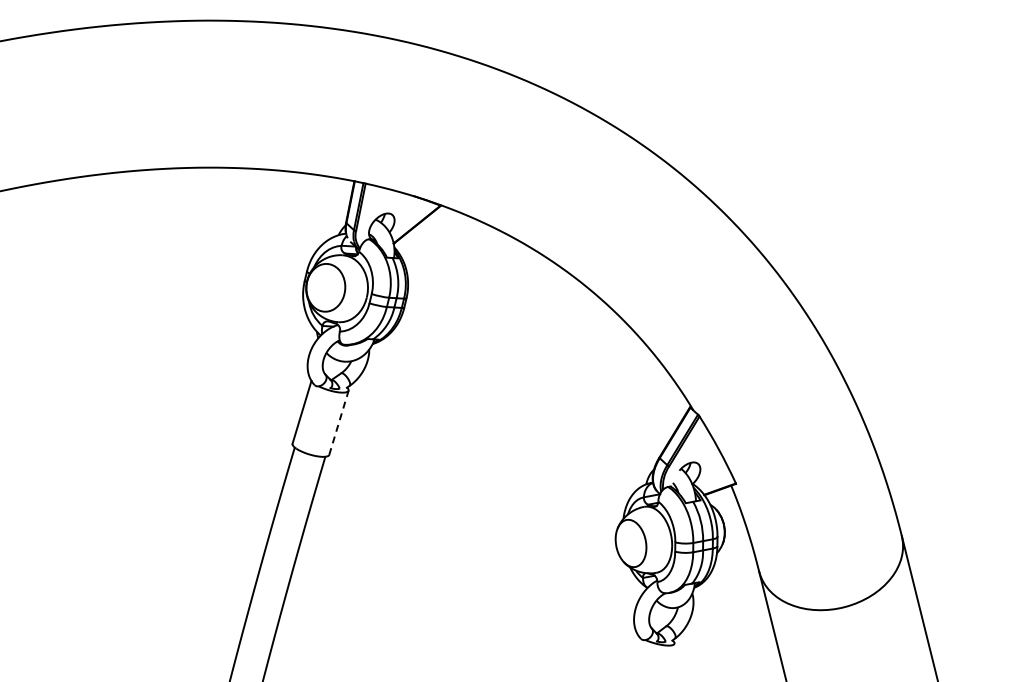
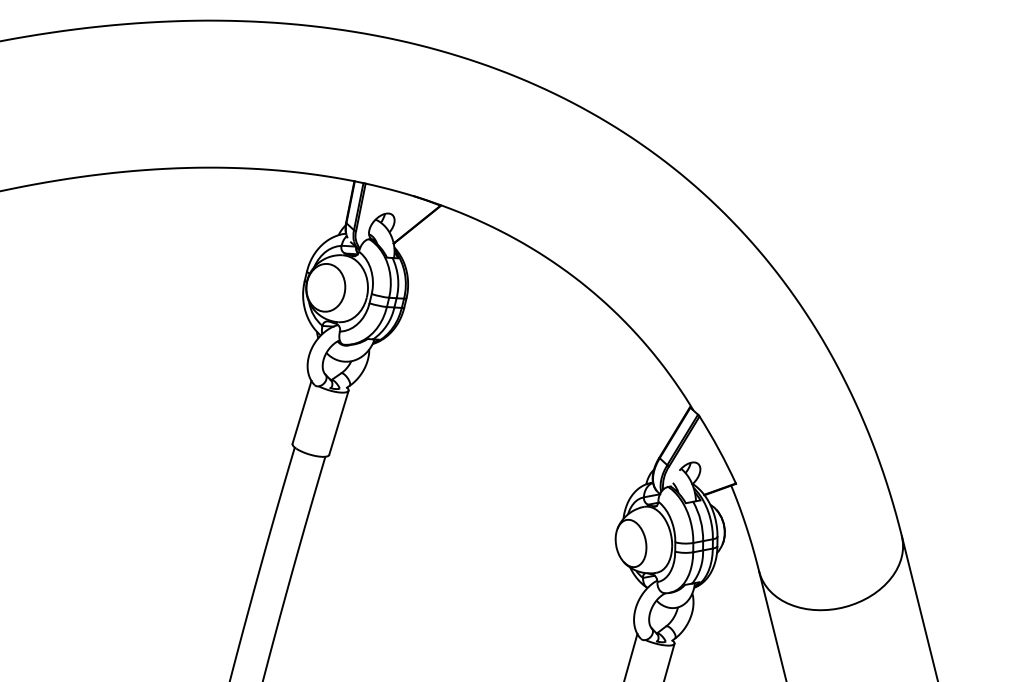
line: dashed -> solid (338, 422)
line: none -> present (630, 656)
line: none -> present (669, 660)
